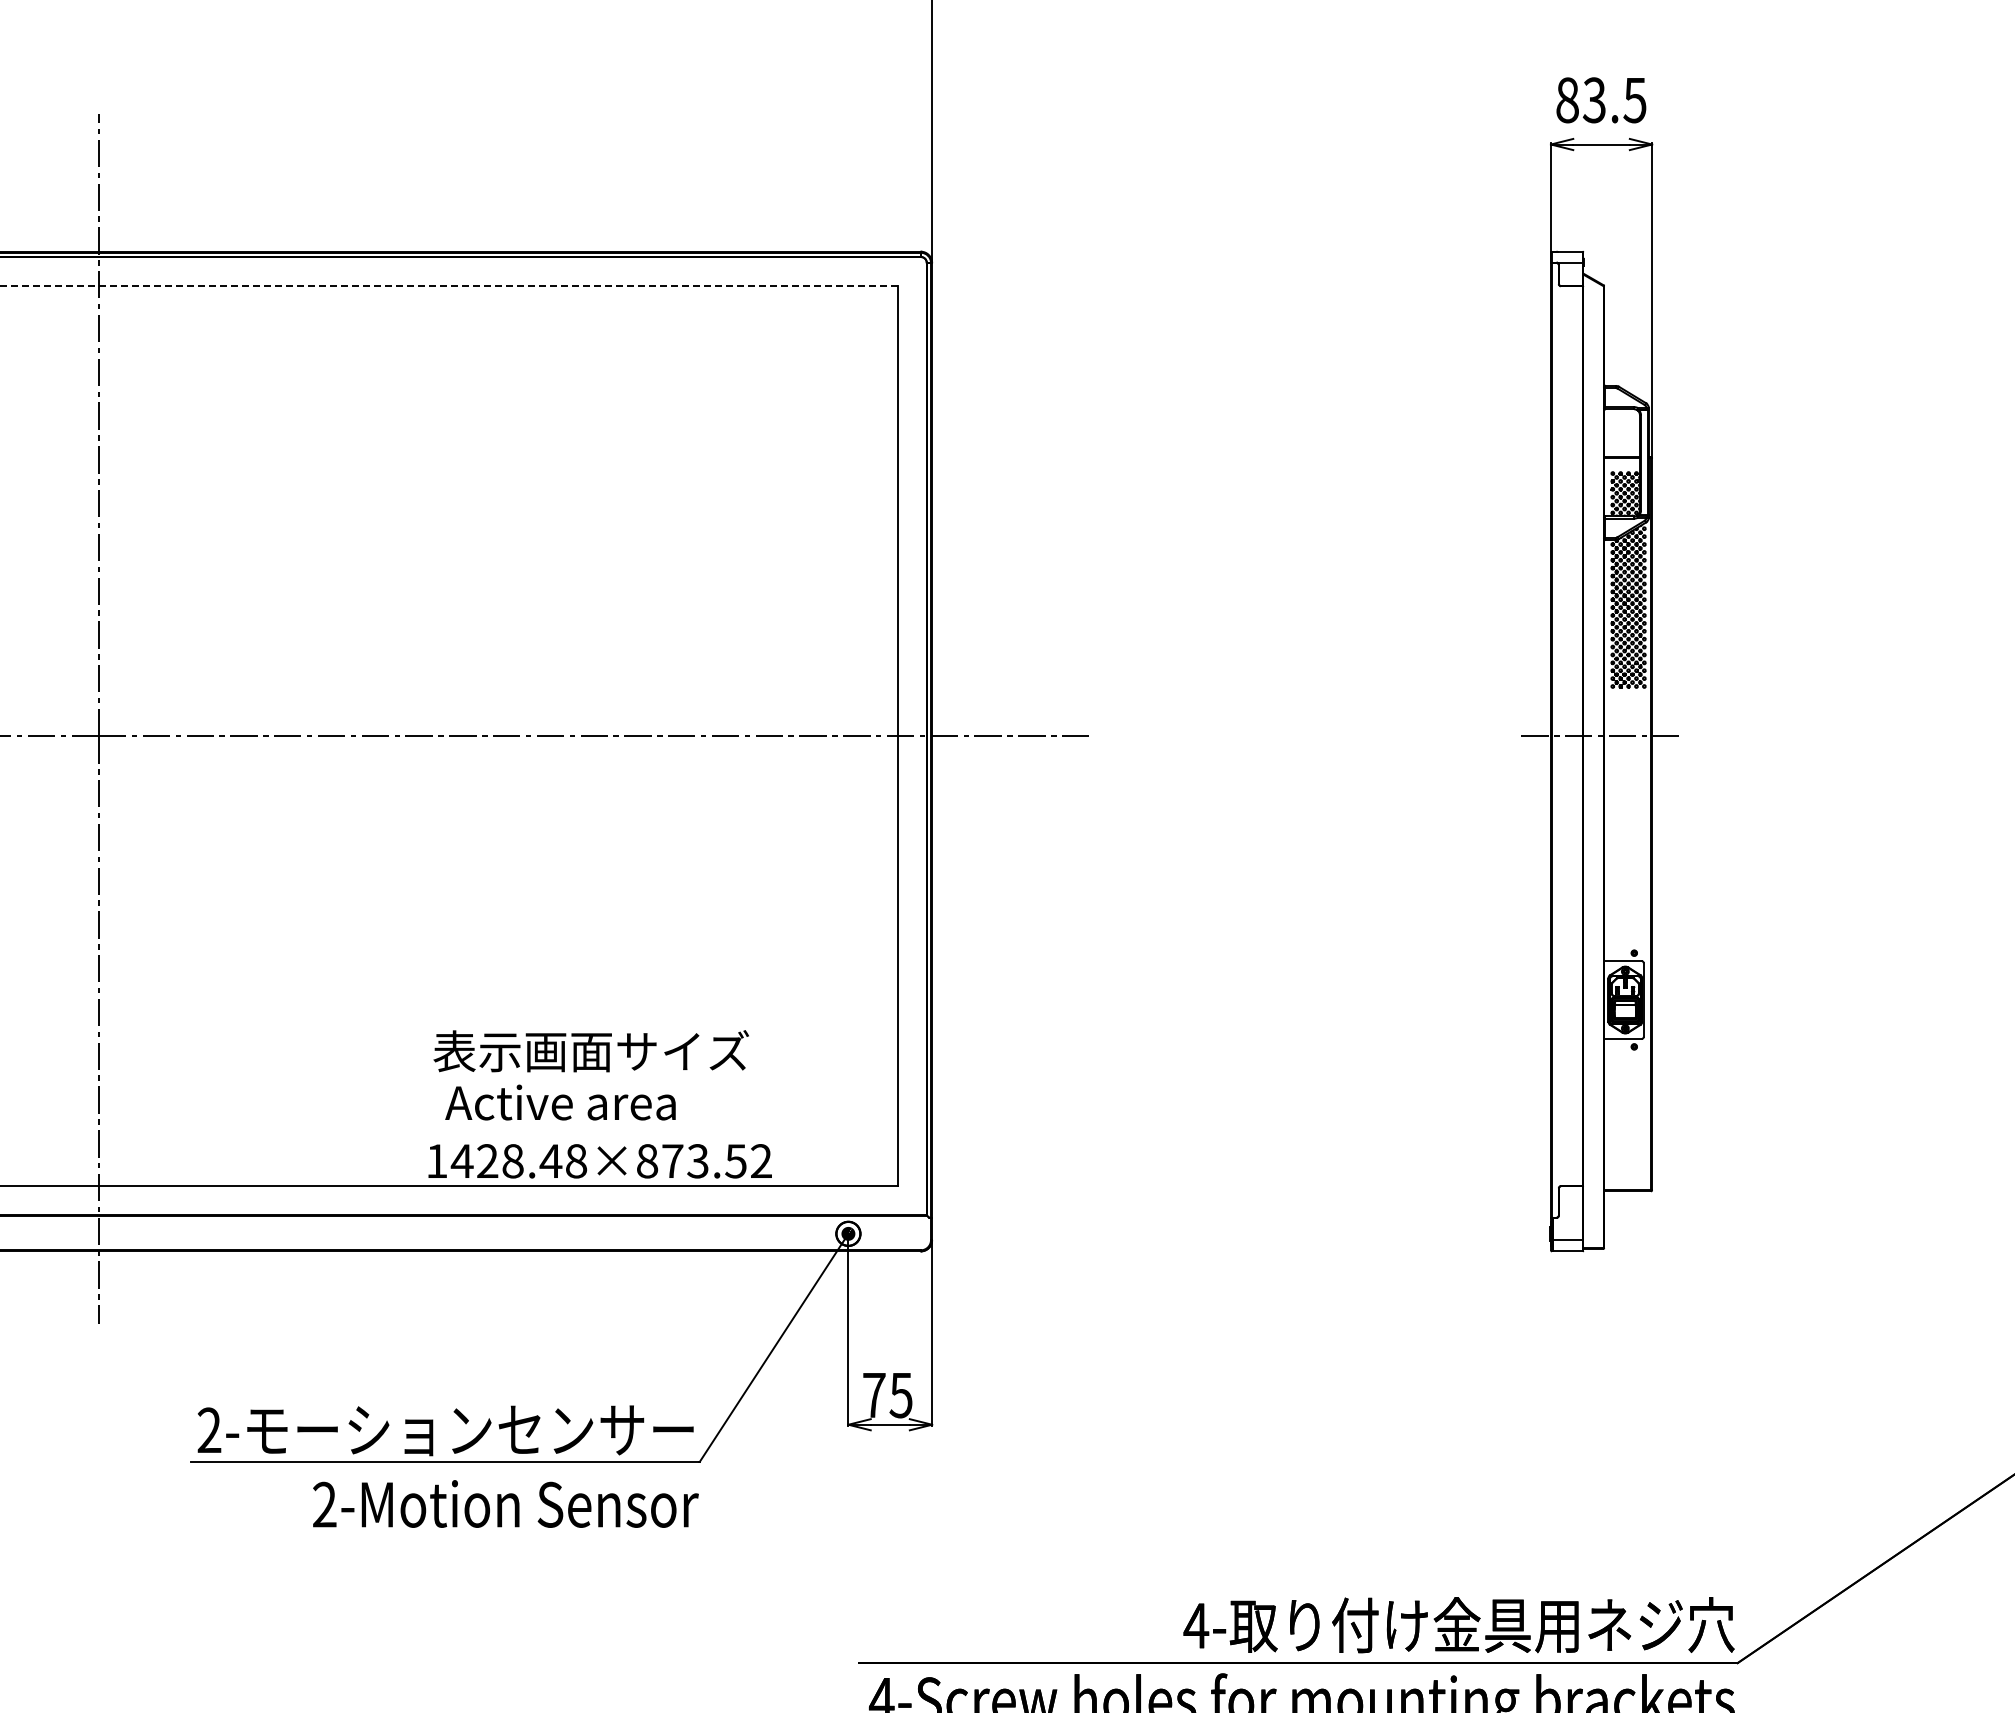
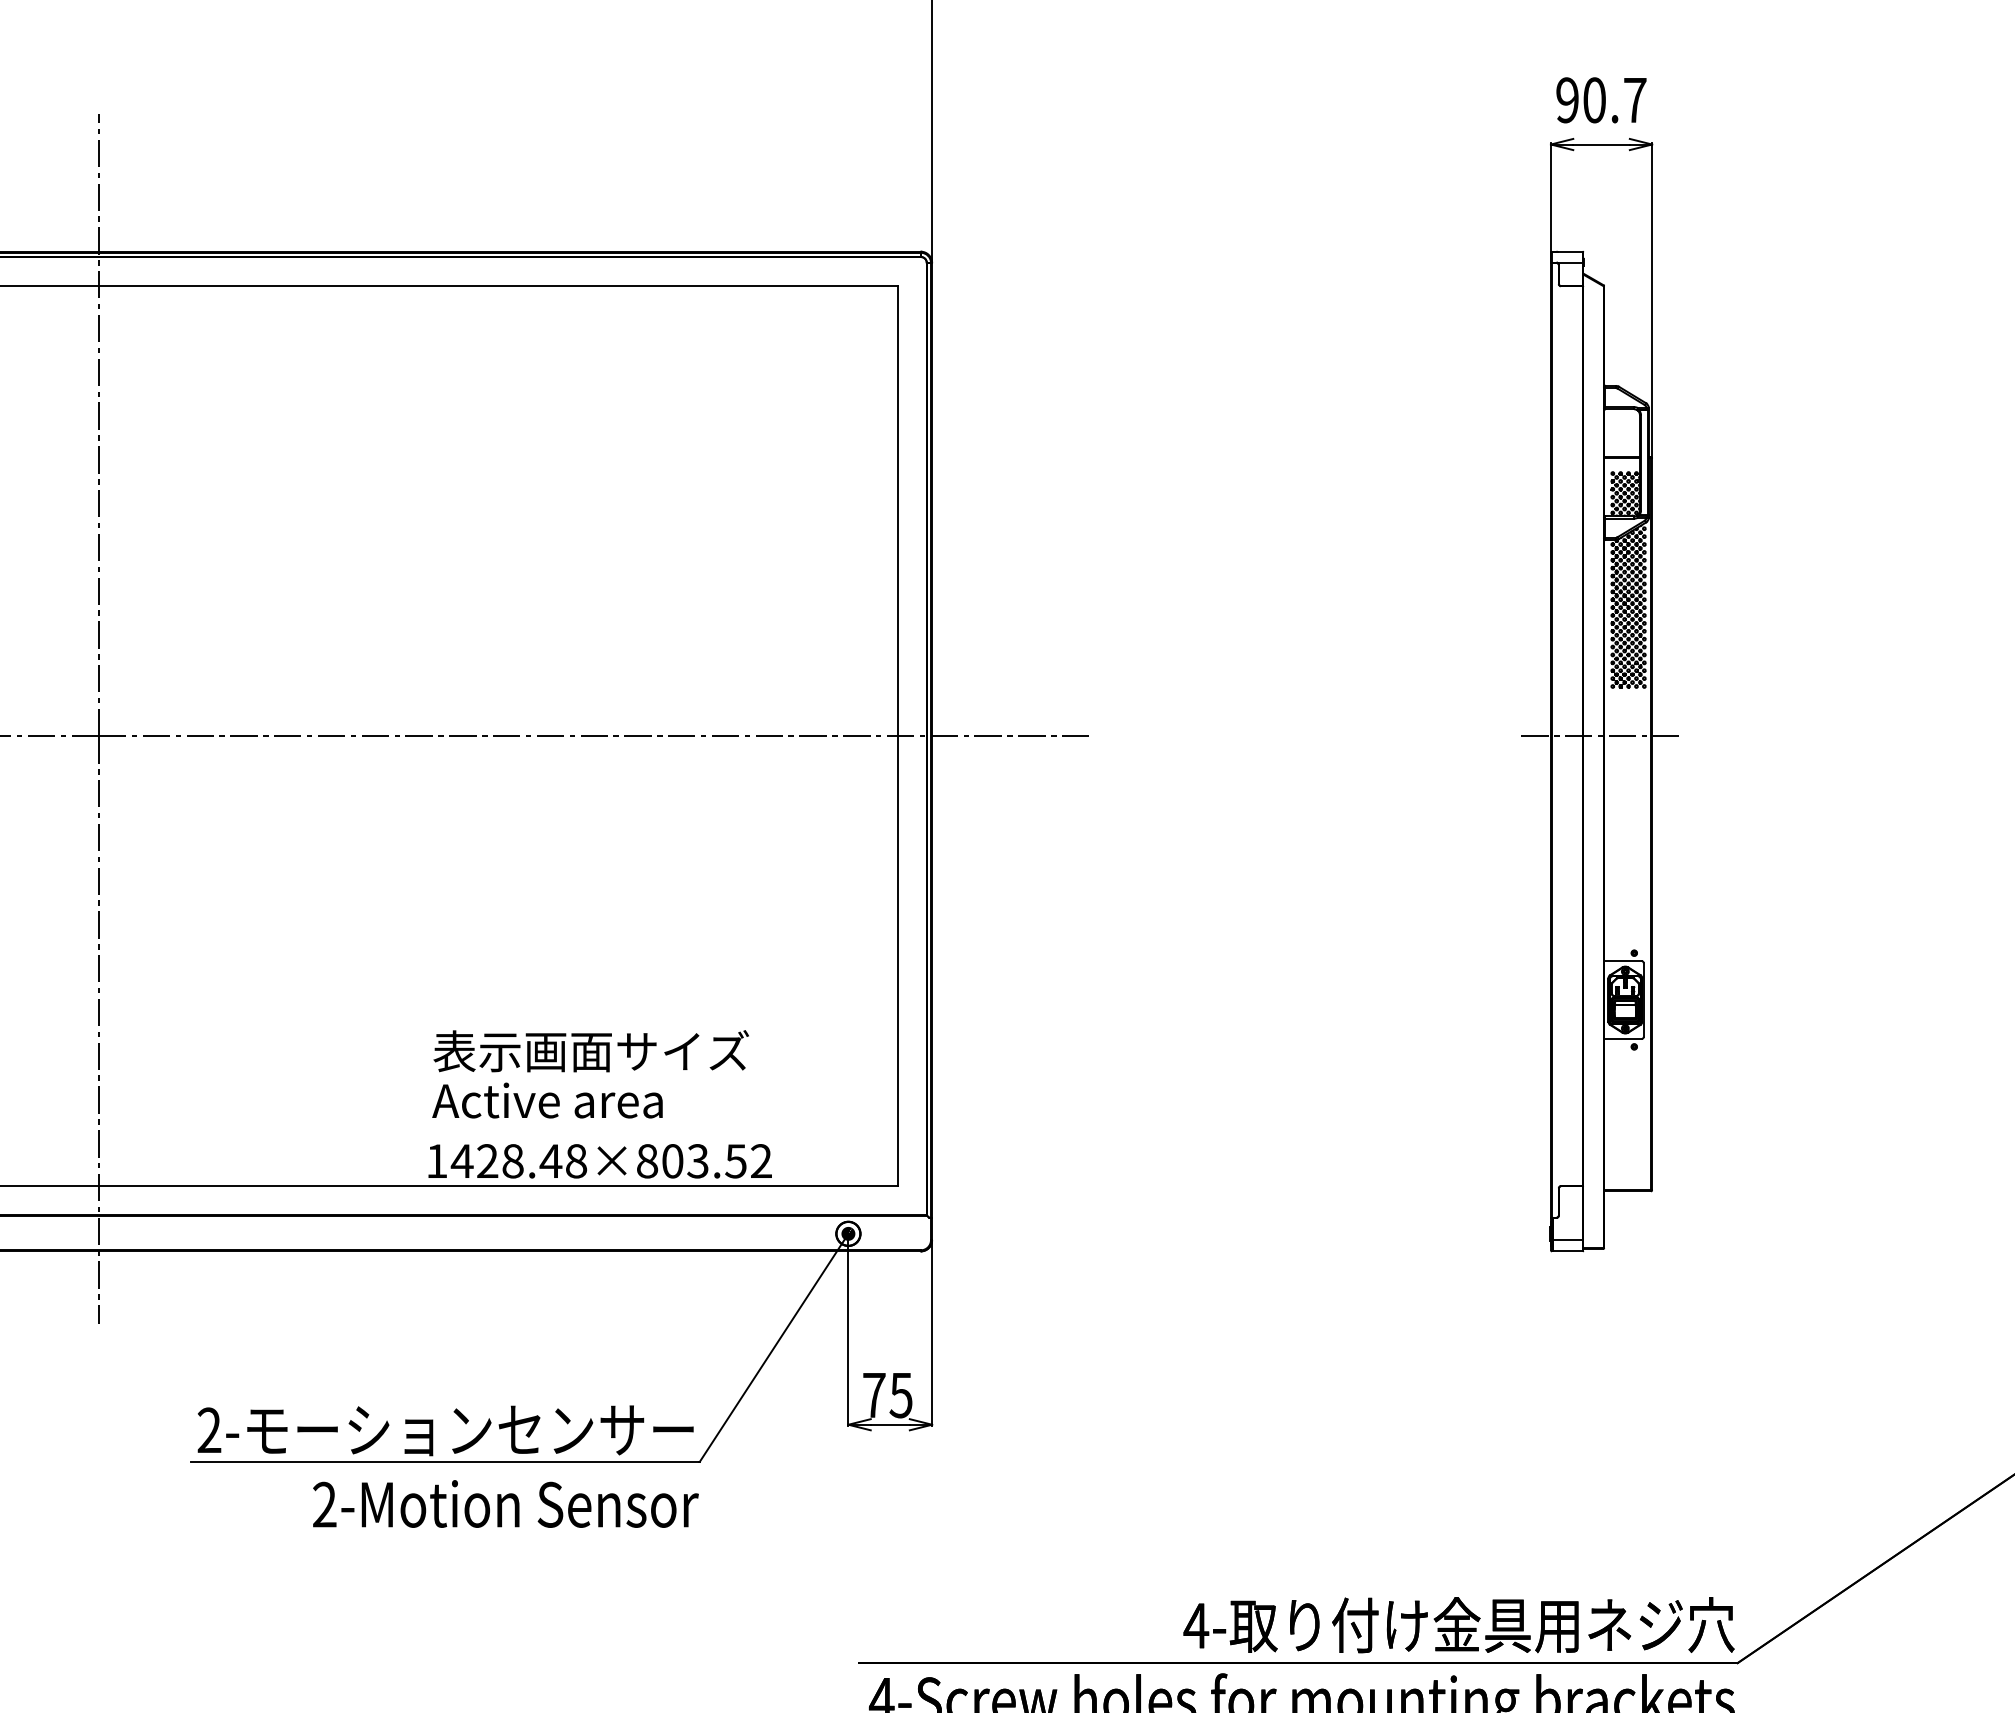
text: 83.5 -> 90.7 (1601, 100)
line: dashed -> solid (448, 286)
text position: (560, 1102) -> (547, 1100) (547, 1100)
text: 1428.48×873.52 -> 1428.48×803.52 (672, 1161)
